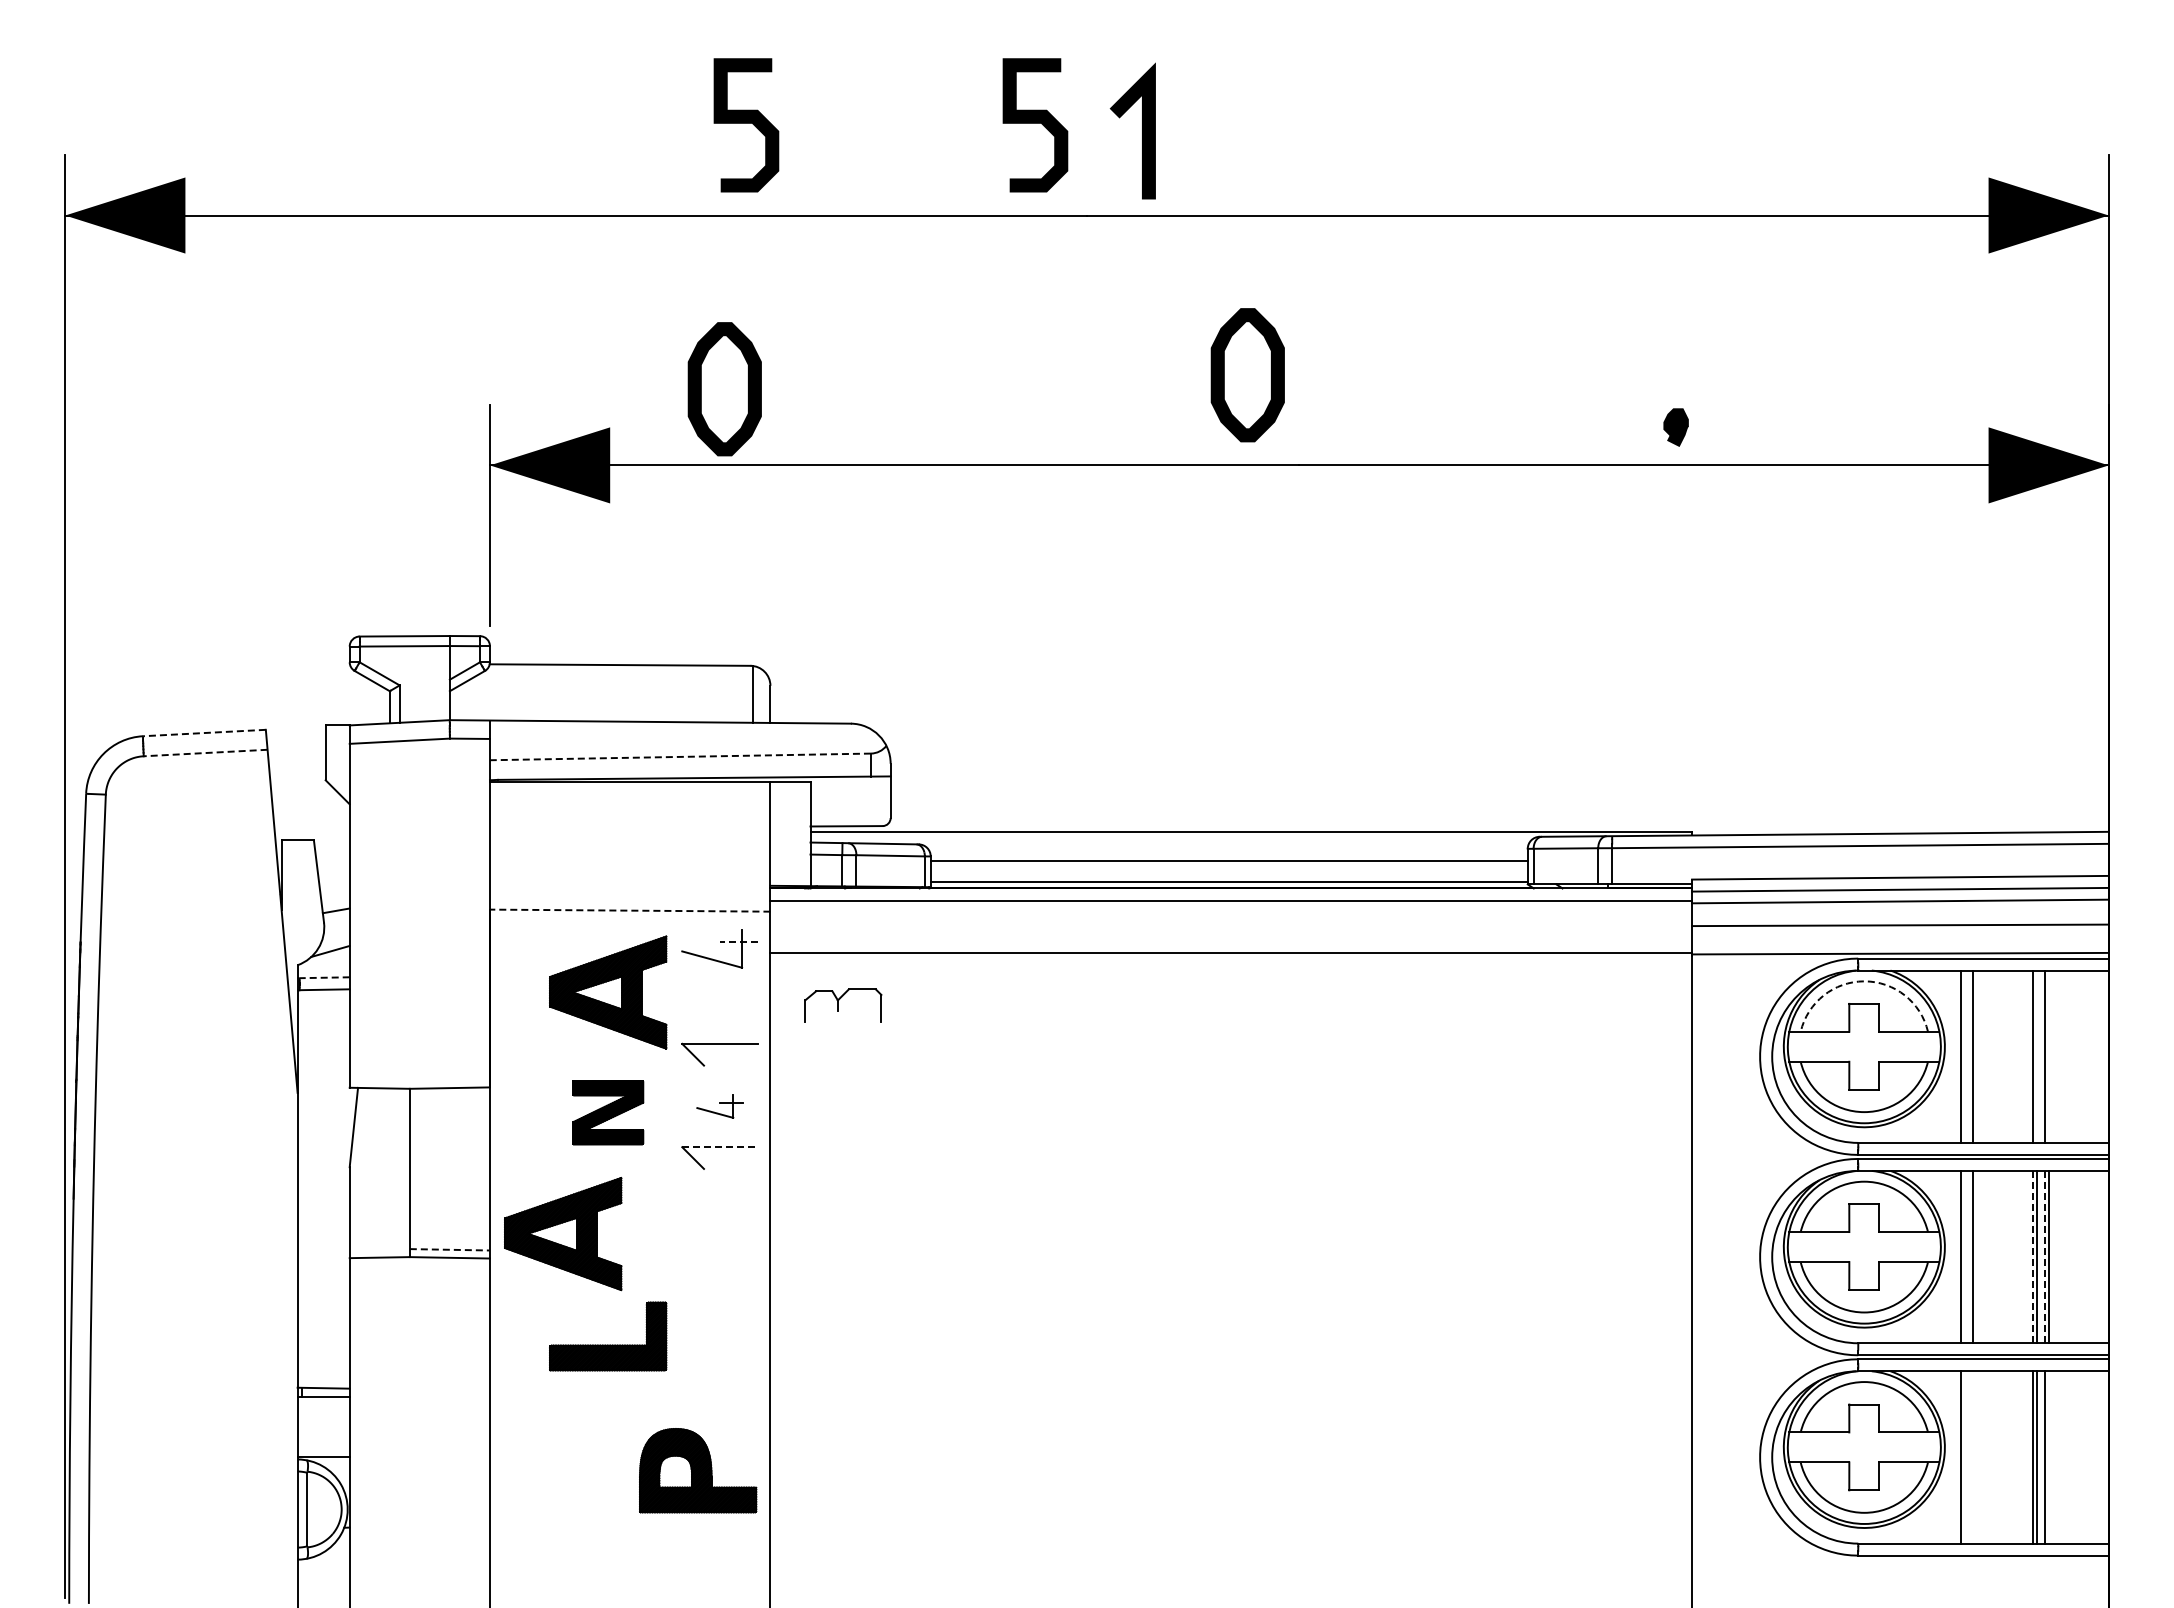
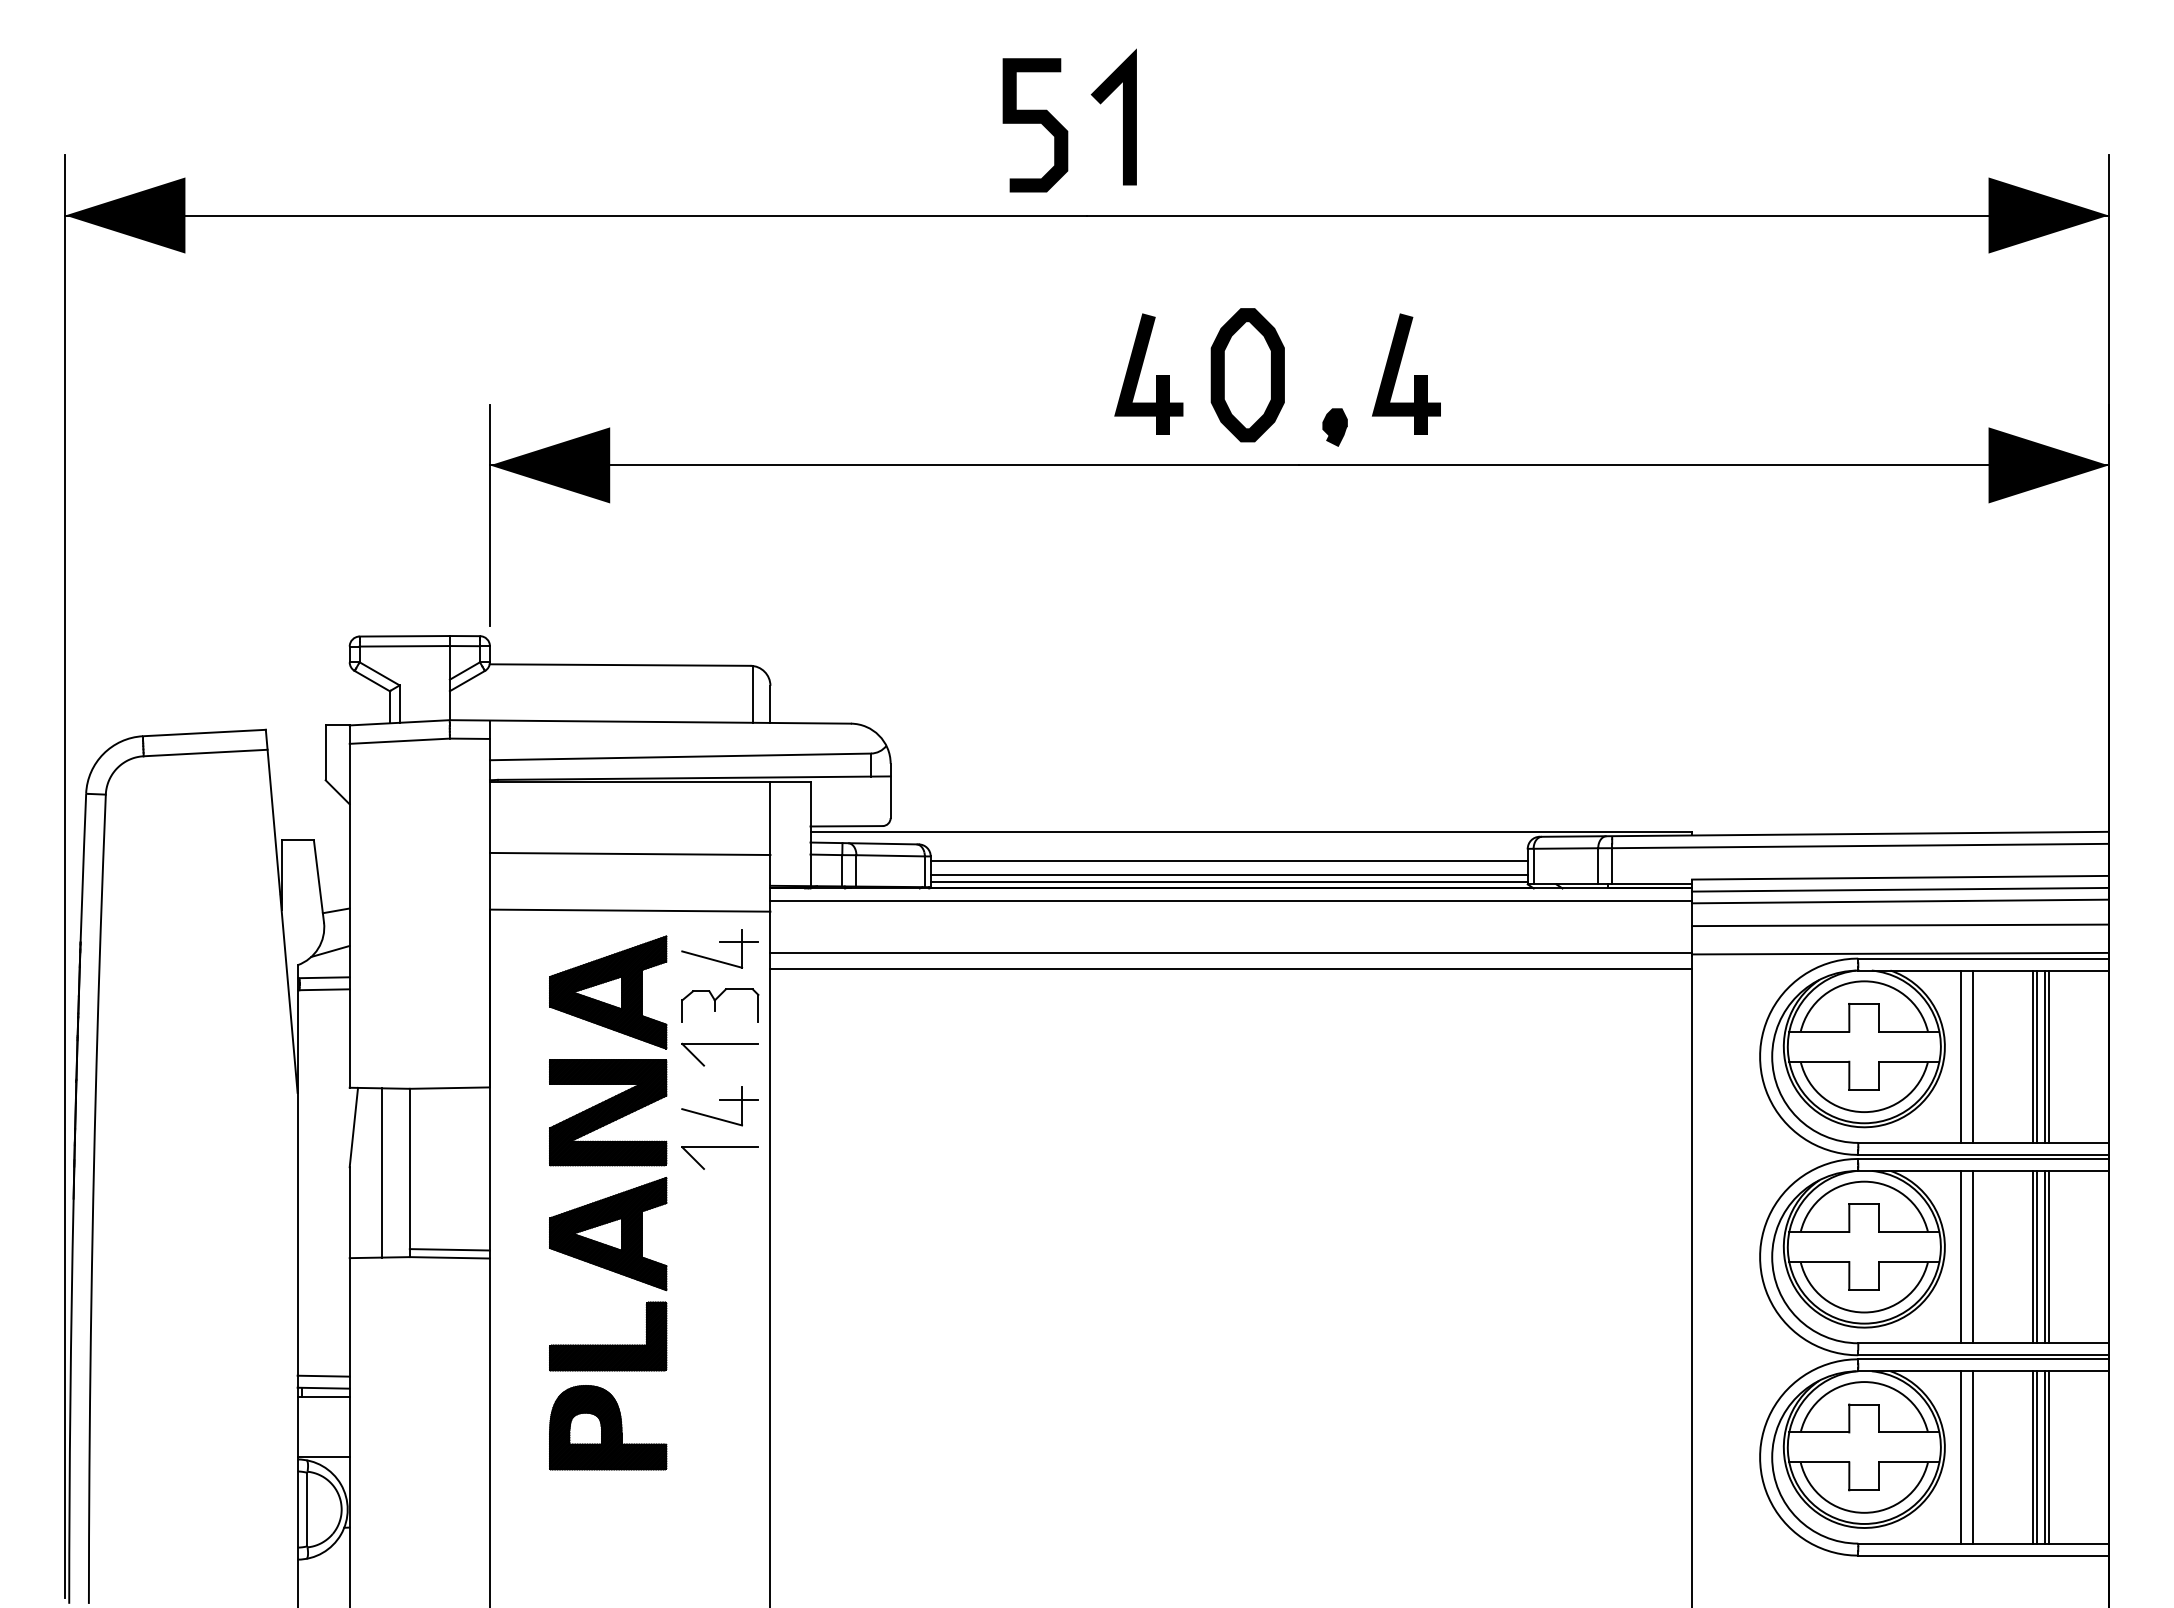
curve: present -> none (746, 123)
line position: (1142, 130) -> (1123, 116) (1123, 116)
part: none -> present (1399, 369)
part: none -> present (1141, 370)
part: present -> none (724, 389)
part position: (1675, 427) -> (1334, 427) (1334, 427)
line: dashed -> solid (203, 733)
line: dashed -> solid (205, 753)
line: dashed -> solid (680, 756)
line: none -> present (629, 853)
line: none -> present (1228, 874)
line: dashed -> solid (629, 910)
line: dashed -> solid (738, 942)
line: none -> present (1231, 969)
line: dashed -> solid (324, 977)
arc: dashed -> solid (1864, 981)
part position: (843, 1005) -> (720, 1005) (720, 1005)
line: none -> present (2036, 1056)
line: none -> present (2048, 1056)
part size: 48x25 px -> 78x41 px (719, 1106)
part size: 73x66 px -> 119x108 px (608, 1112)
line: dashed -> solid (720, 1147)
line: none -> present (381, 1172)
part position: (563, 1234) -> (608, 1234) (608, 1234)
line: dashed -> solid (450, 1249)
line: dashed -> solid (2032, 1257)
line: dashed -> solid (2044, 1257)
line: none -> present (323, 1375)
line: none -> present (1972, 1457)
line: none -> present (2048, 1457)
part position: (698, 1470) -> (608, 1427) (608, 1427)
